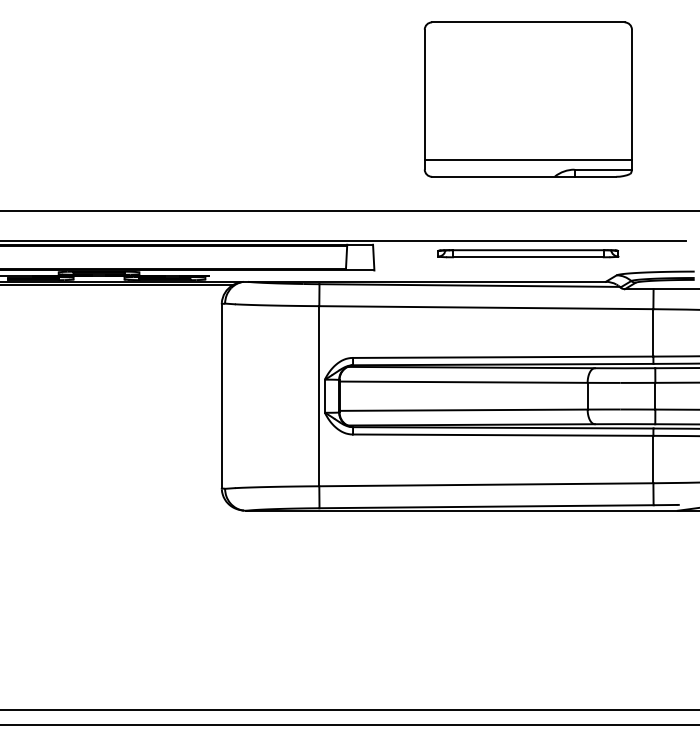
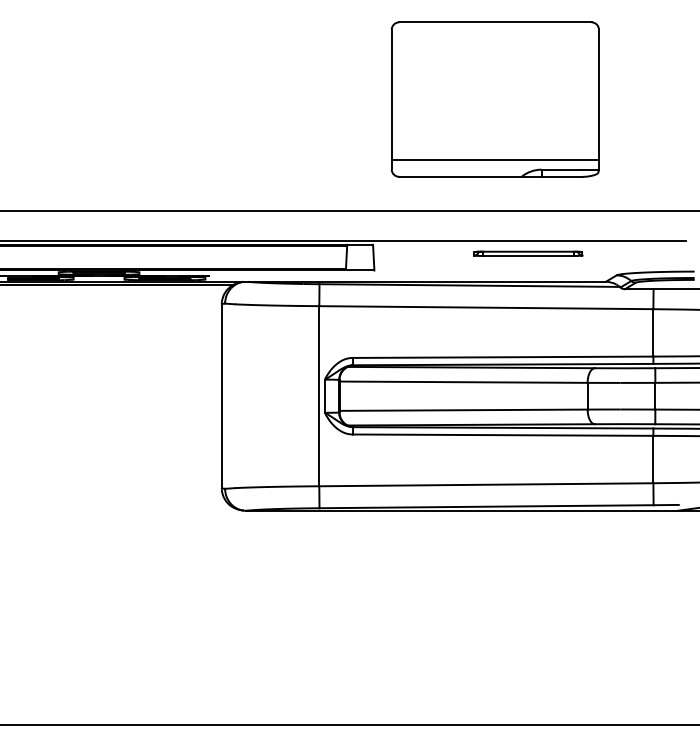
part position: (527, 99) -> (494, 99) (494, 99)
part size: 183x10 px -> 111x7 px (528, 253)
line: present -> none (349, 709)
